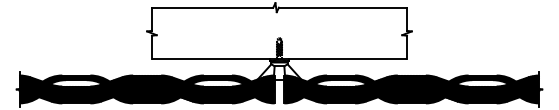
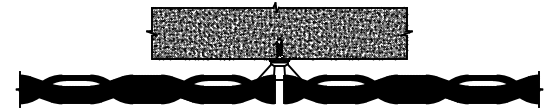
hatch: none -> present (280, 31)
